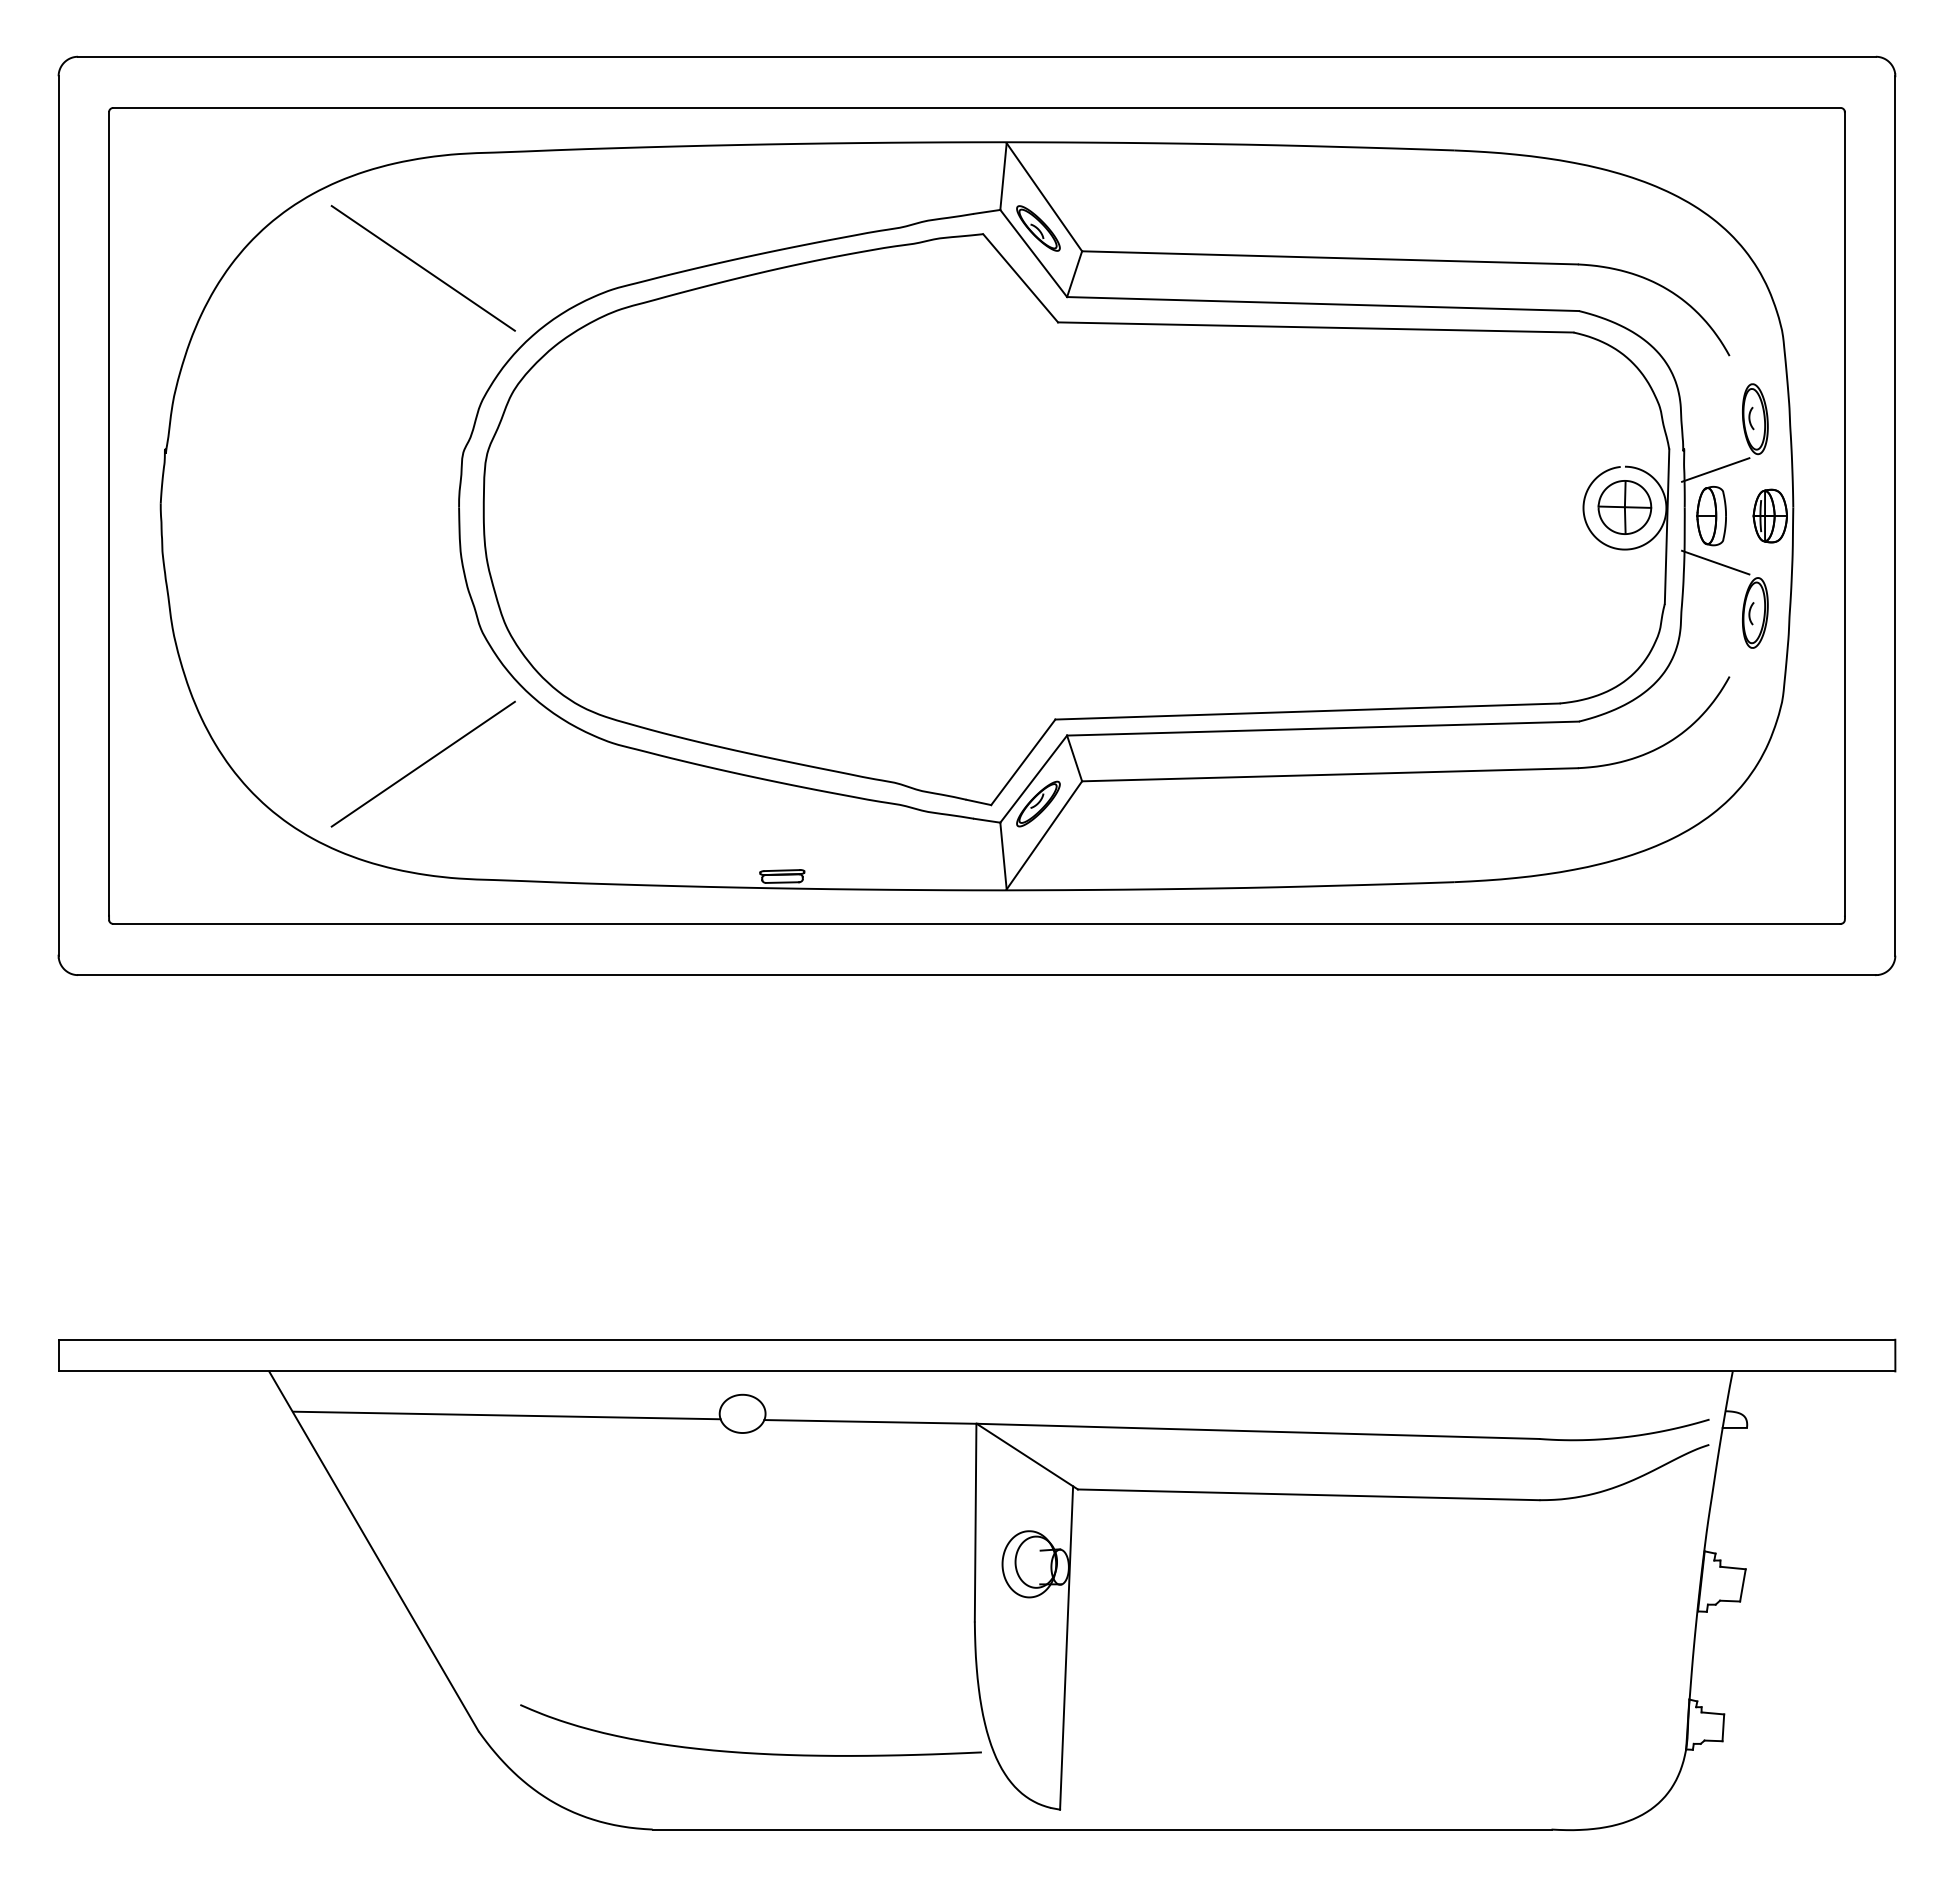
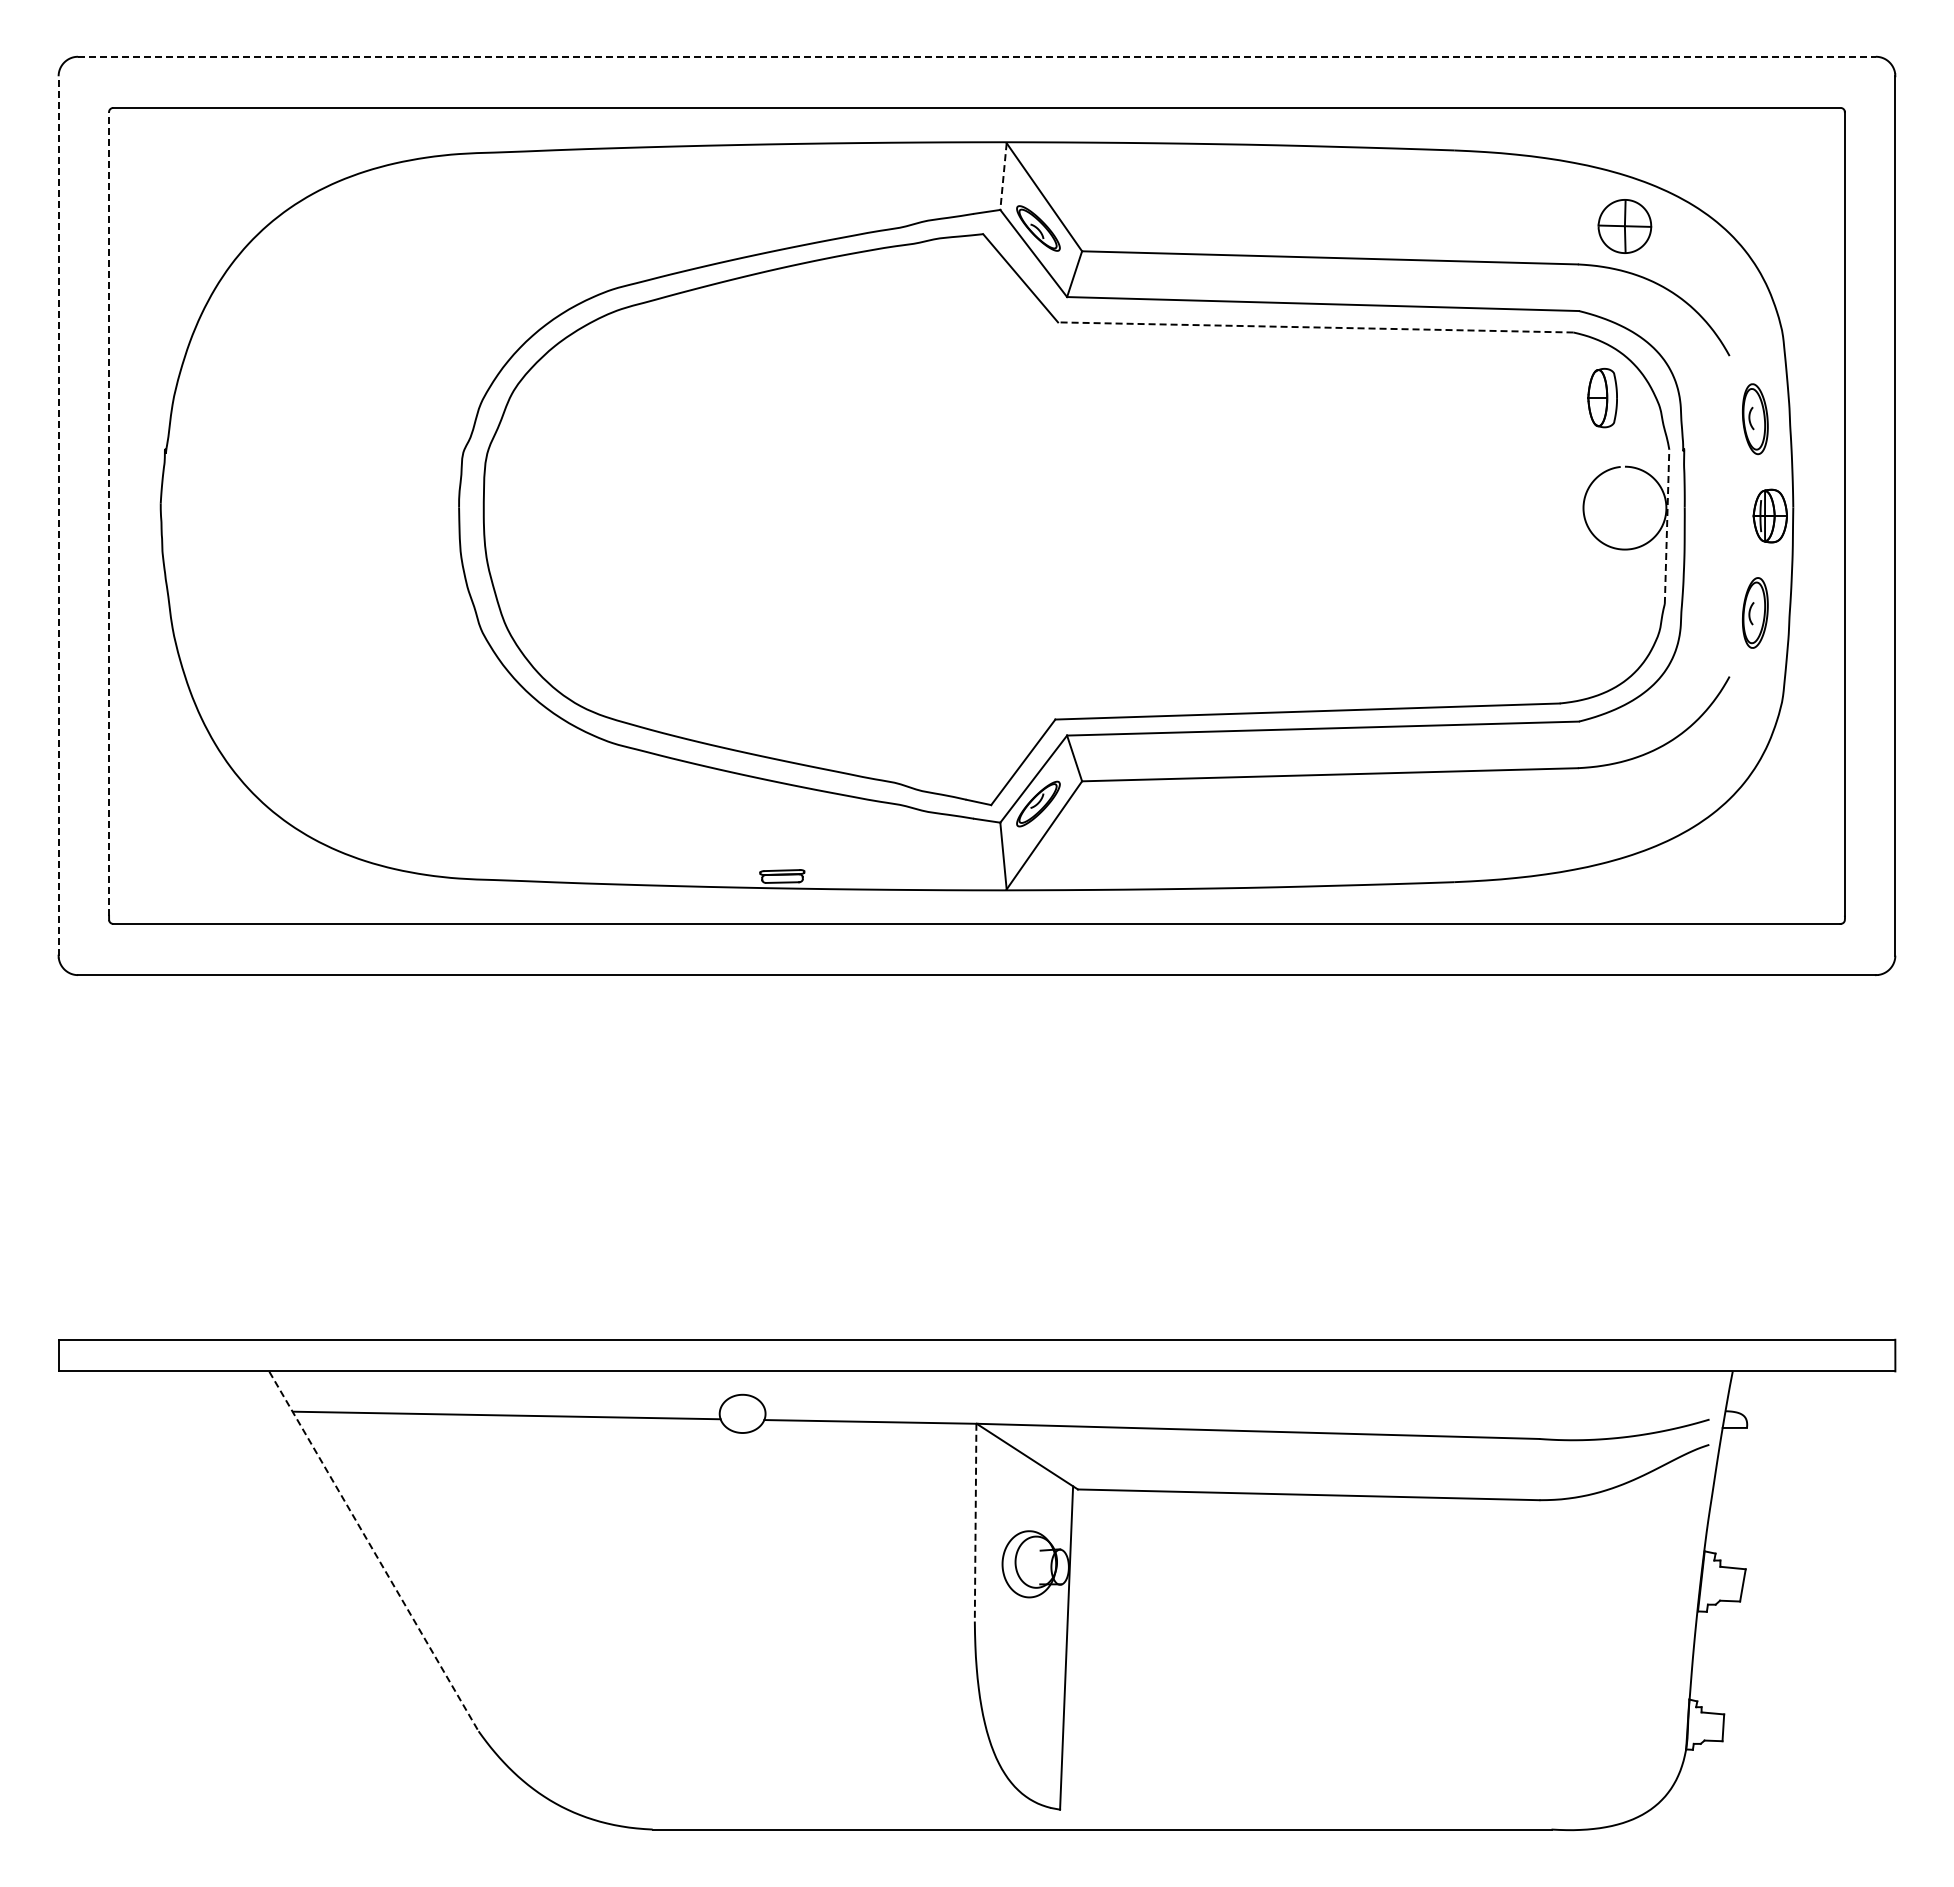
line: solid -> dashed (976, 56)
line: solid -> dashed (1003, 176)
line: present -> none (422, 268)
line: solid -> dashed (1315, 327)
line: present -> none (1715, 469)
part position: (1624, 507) -> (1624, 226) (1624, 226)
line: solid -> dashed (109, 513)
line: solid -> dashed (58, 515)
part position: (1711, 516) -> (1602, 398) (1602, 398)
line: solid -> dashed (1667, 526)
line: present -> none (1715, 562)
line: present -> none (422, 763)
line: solid -> dashed (975, 1522)
line: solid -> dashed (374, 1551)
curve: present -> none (750, 1752)
